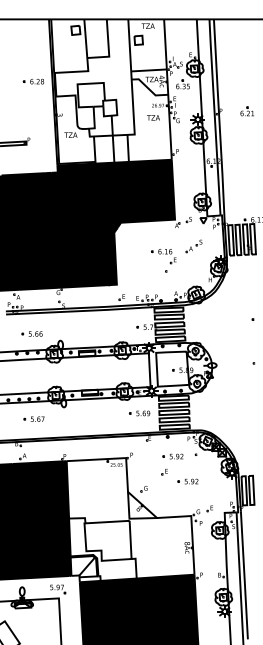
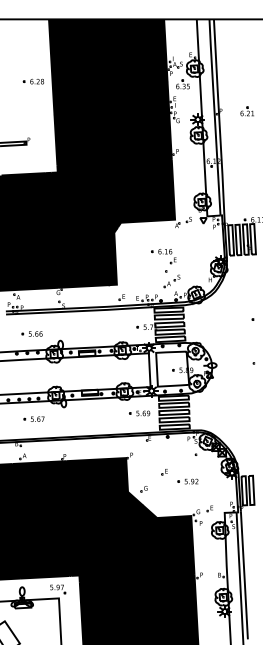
fill: none -> present (110, 92)
part position: (193, 246) -> (171, 281) (171, 281)
part: present -> none (172, 456)
fill: none -> present (130, 520)
